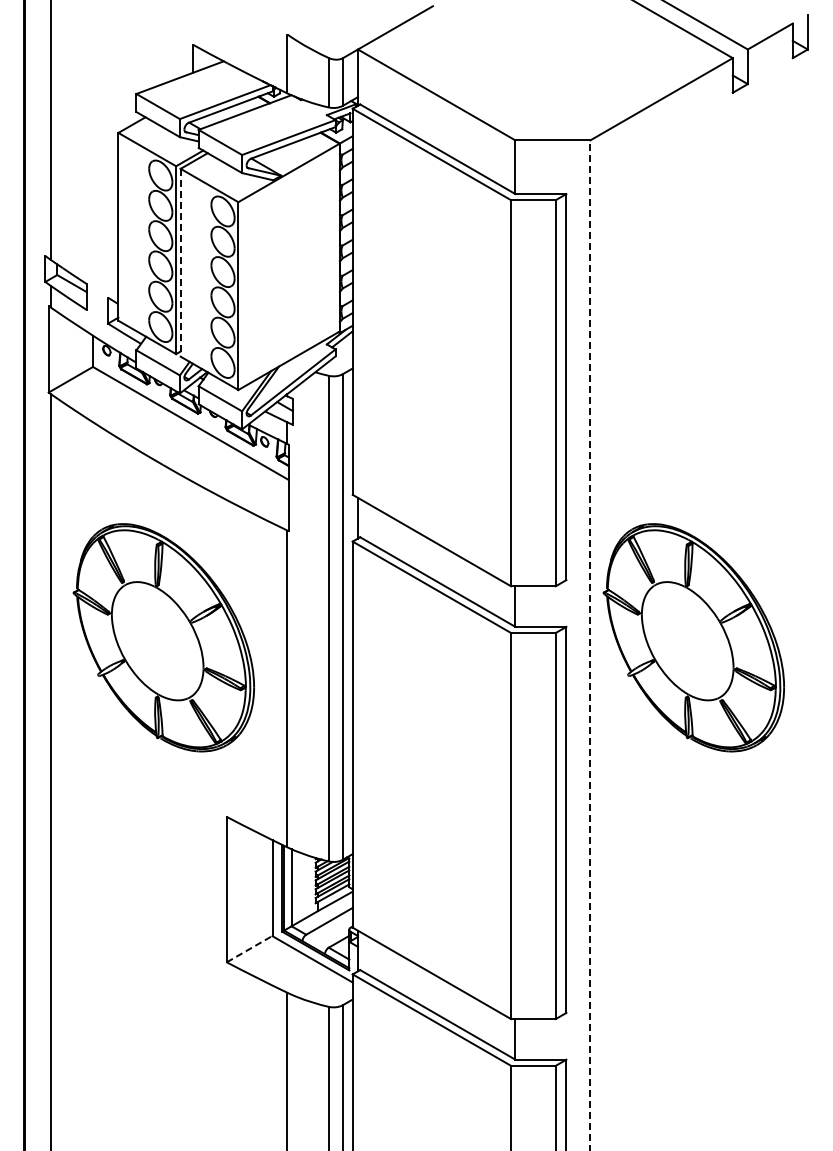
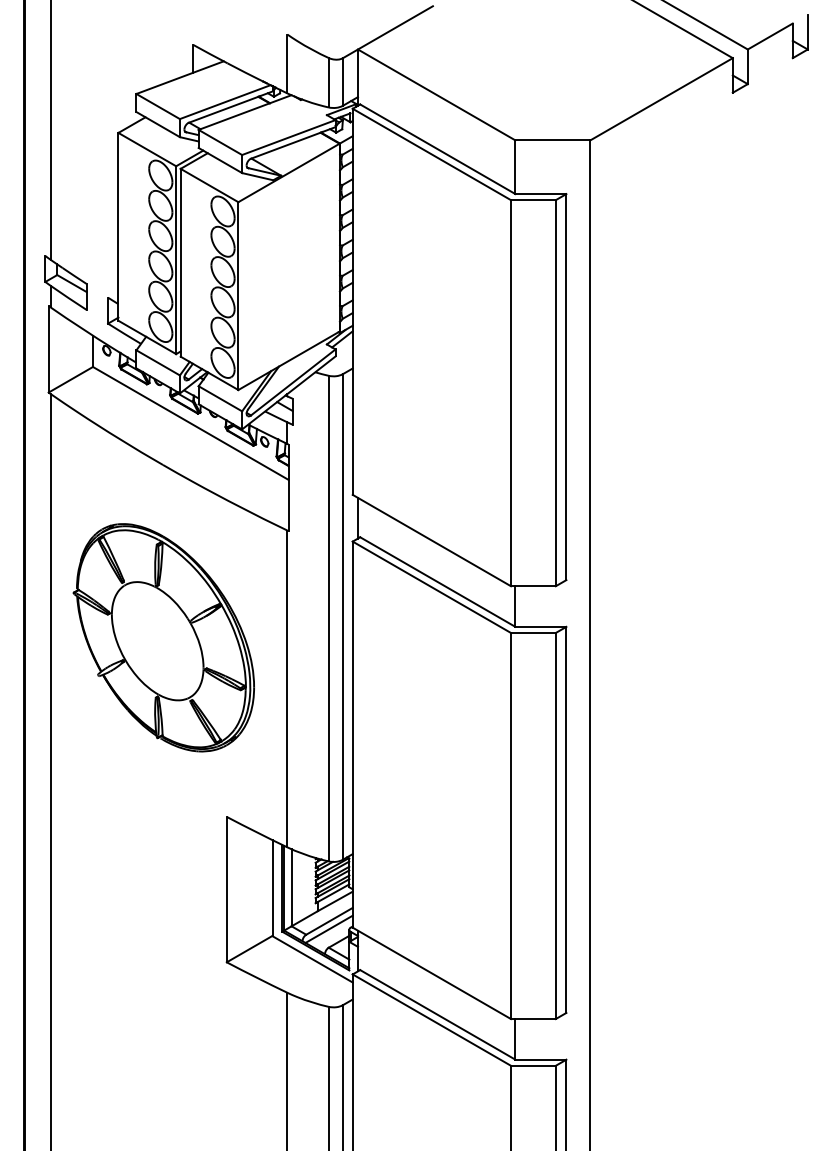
line: dashed -> solid (180, 262)
part: present -> none (693, 637)
line: dashed -> solid (590, 645)
line: none -> present (328, 928)
line: dashed -> solid (250, 948)
